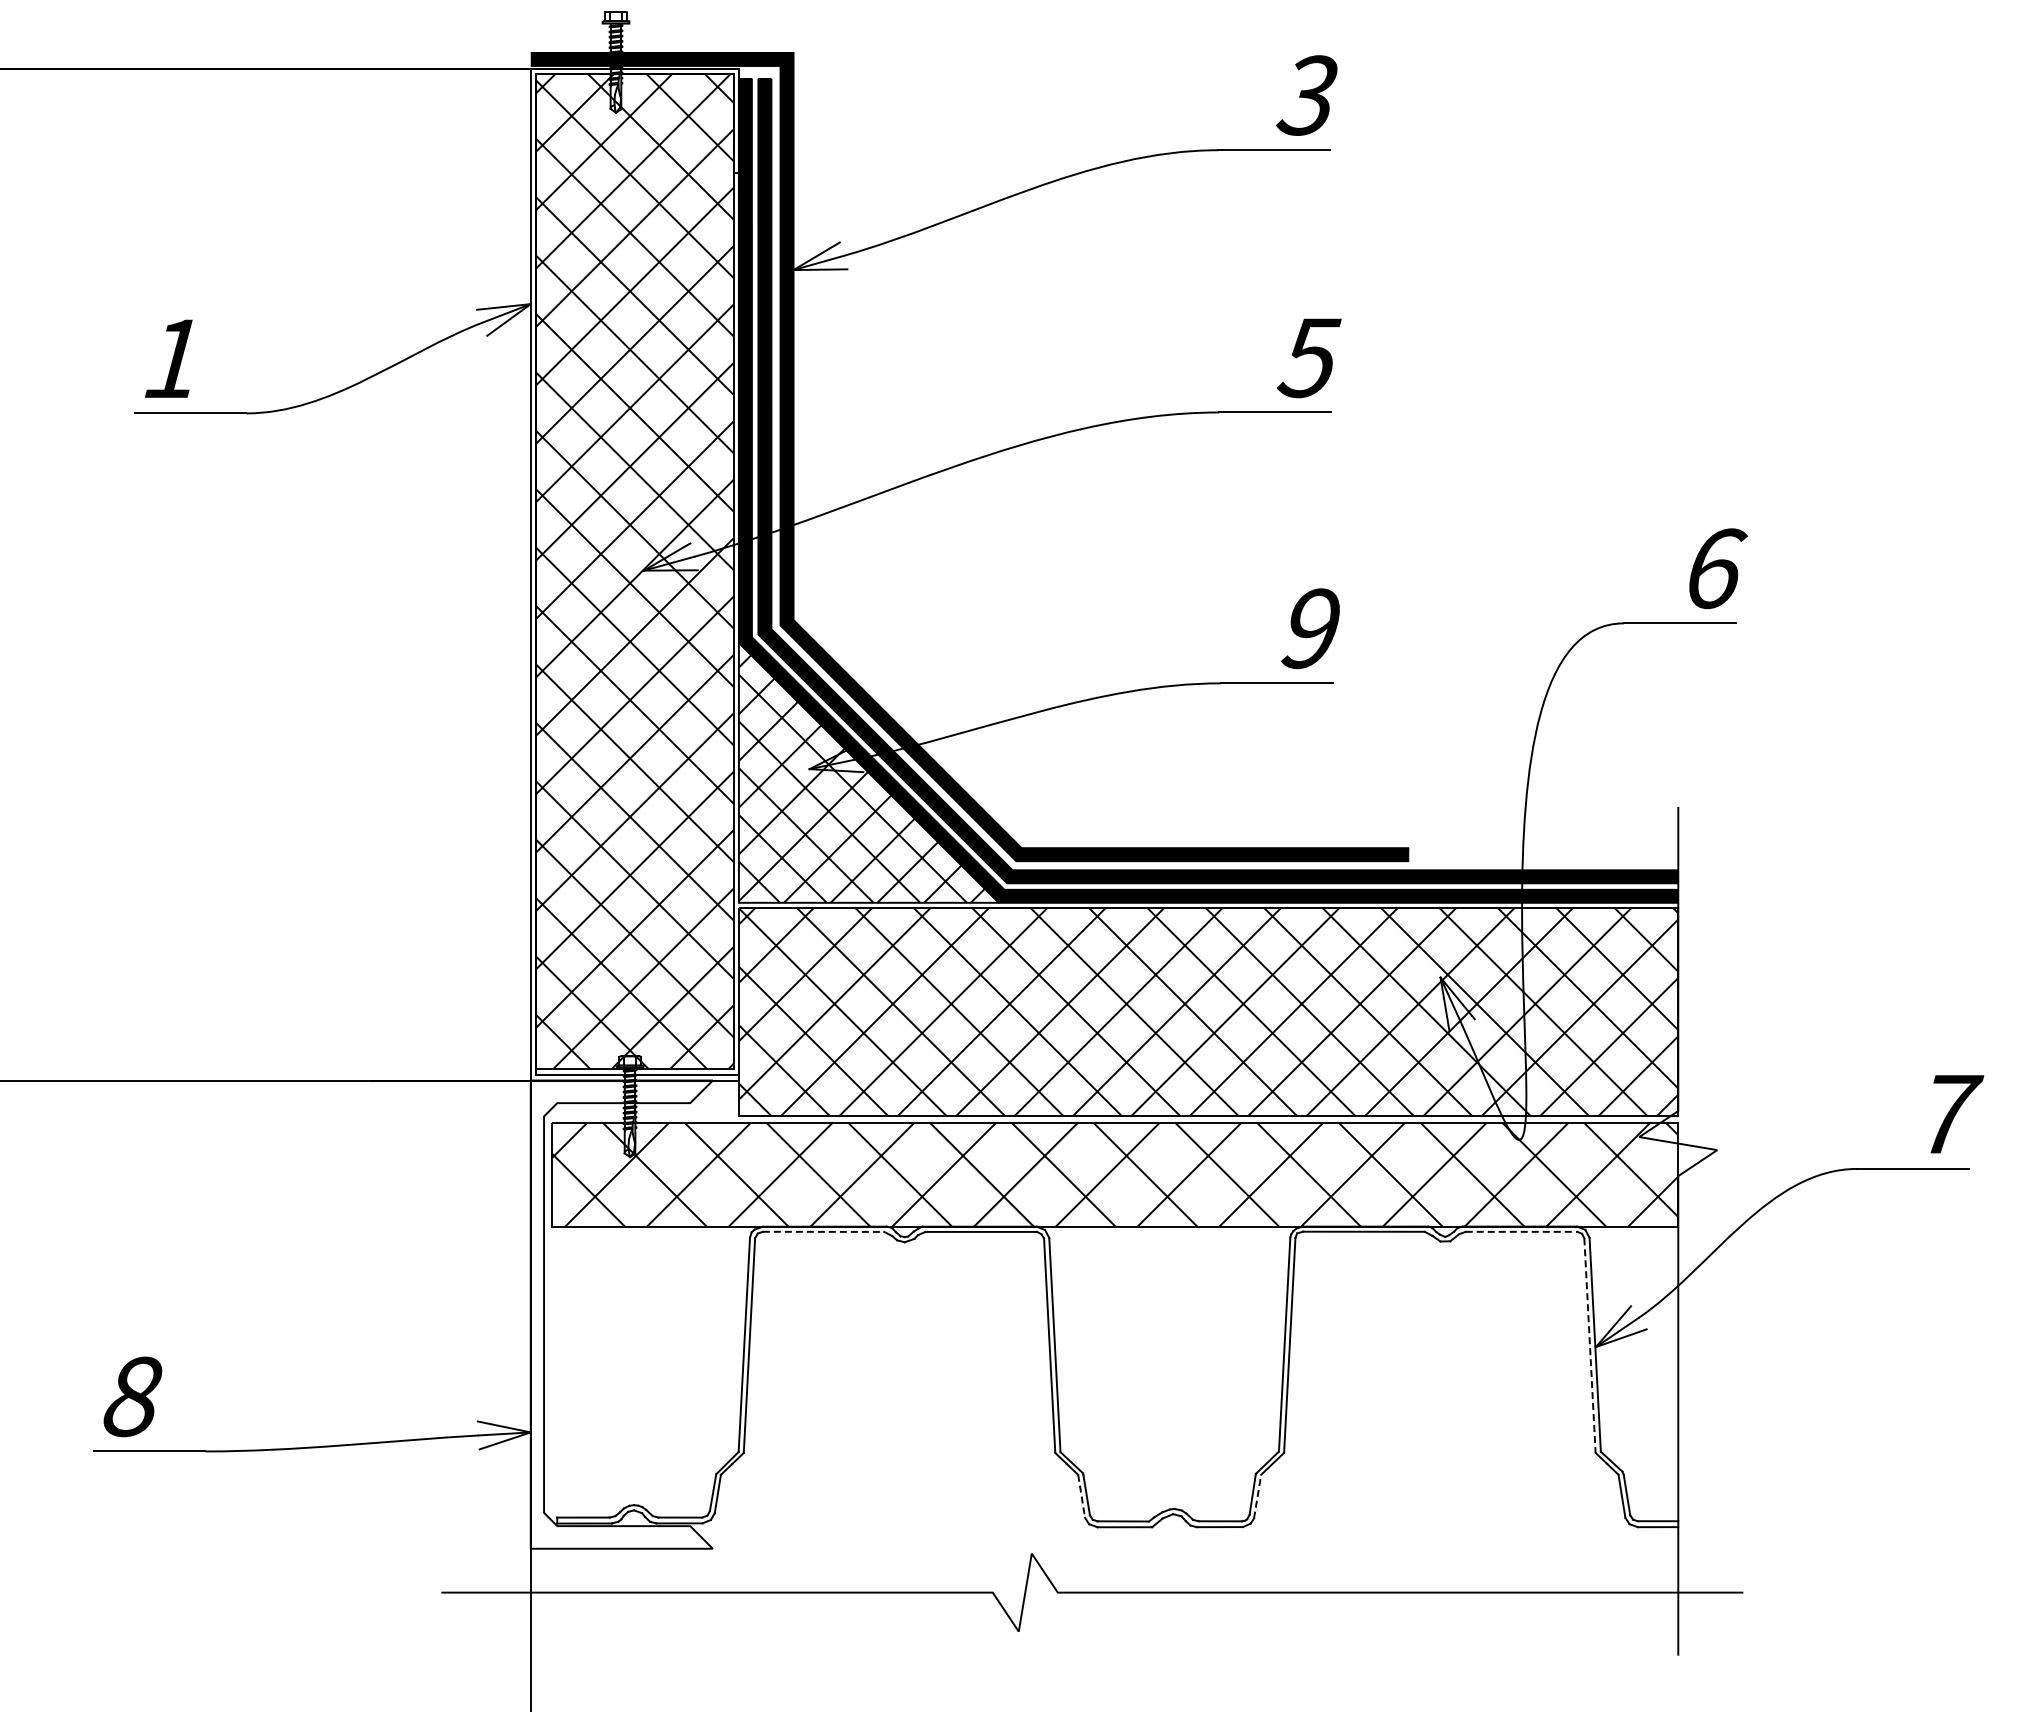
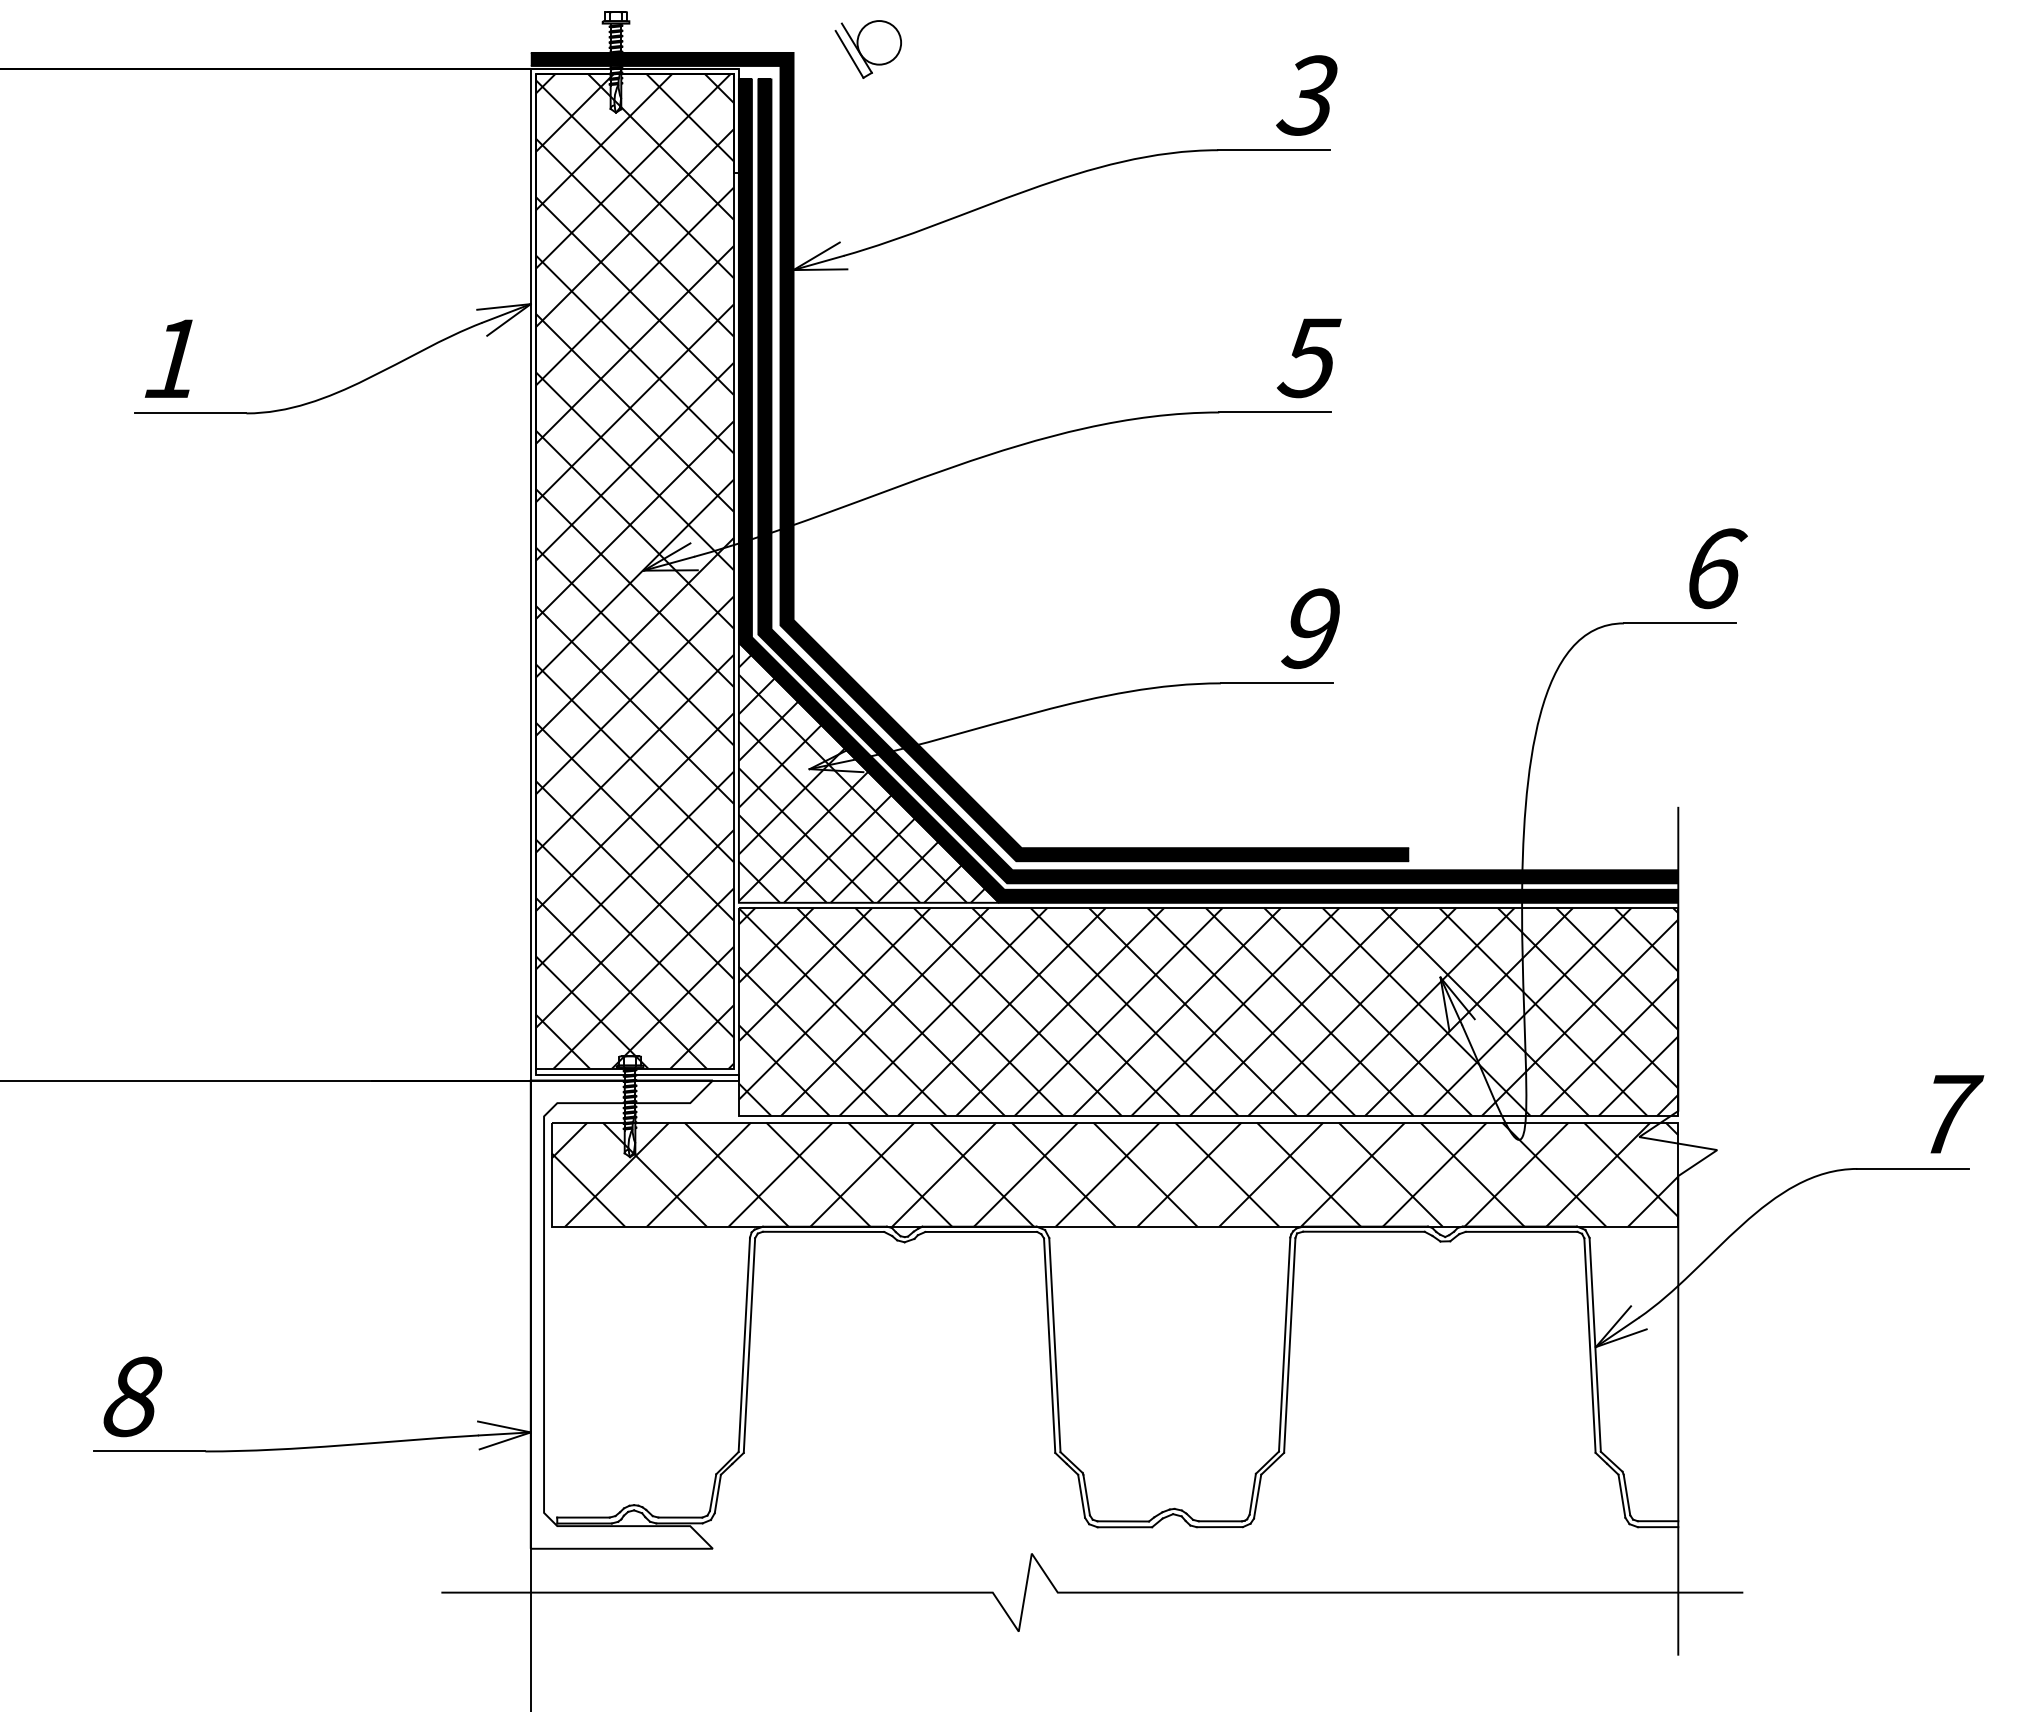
part: none -> present (867, 49)
line: dashed -> solid (823, 1231)
line: dashed -> solid (1521, 1231)
line: dashed -> solid (1590, 1346)
line: dashed -> solid (1081, 1496)
line: dashed -> solid (1257, 1496)
